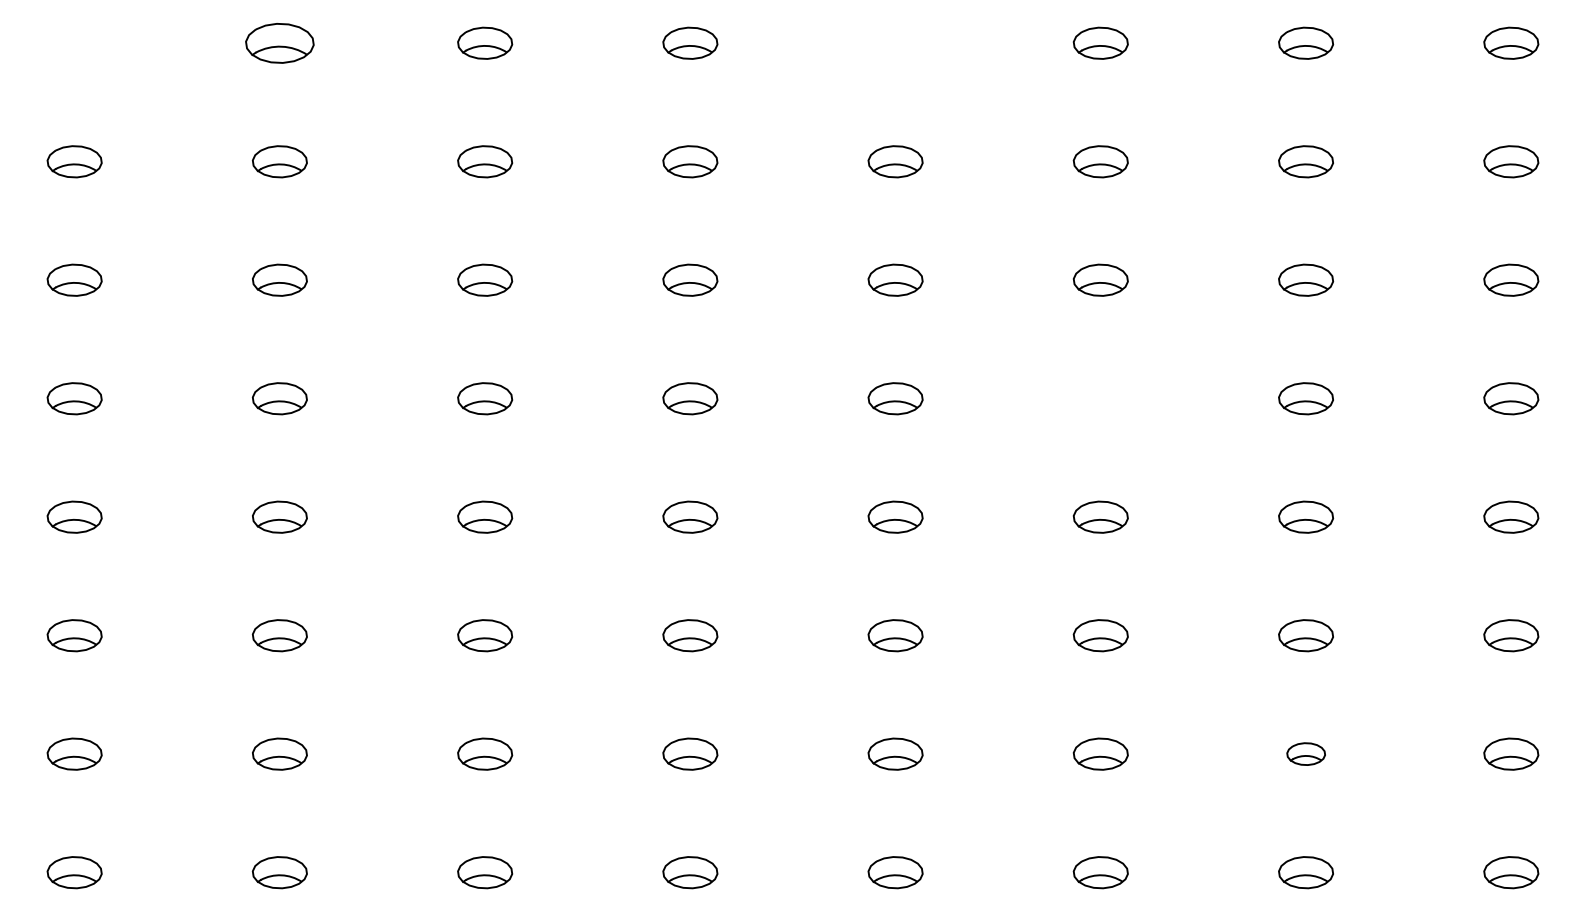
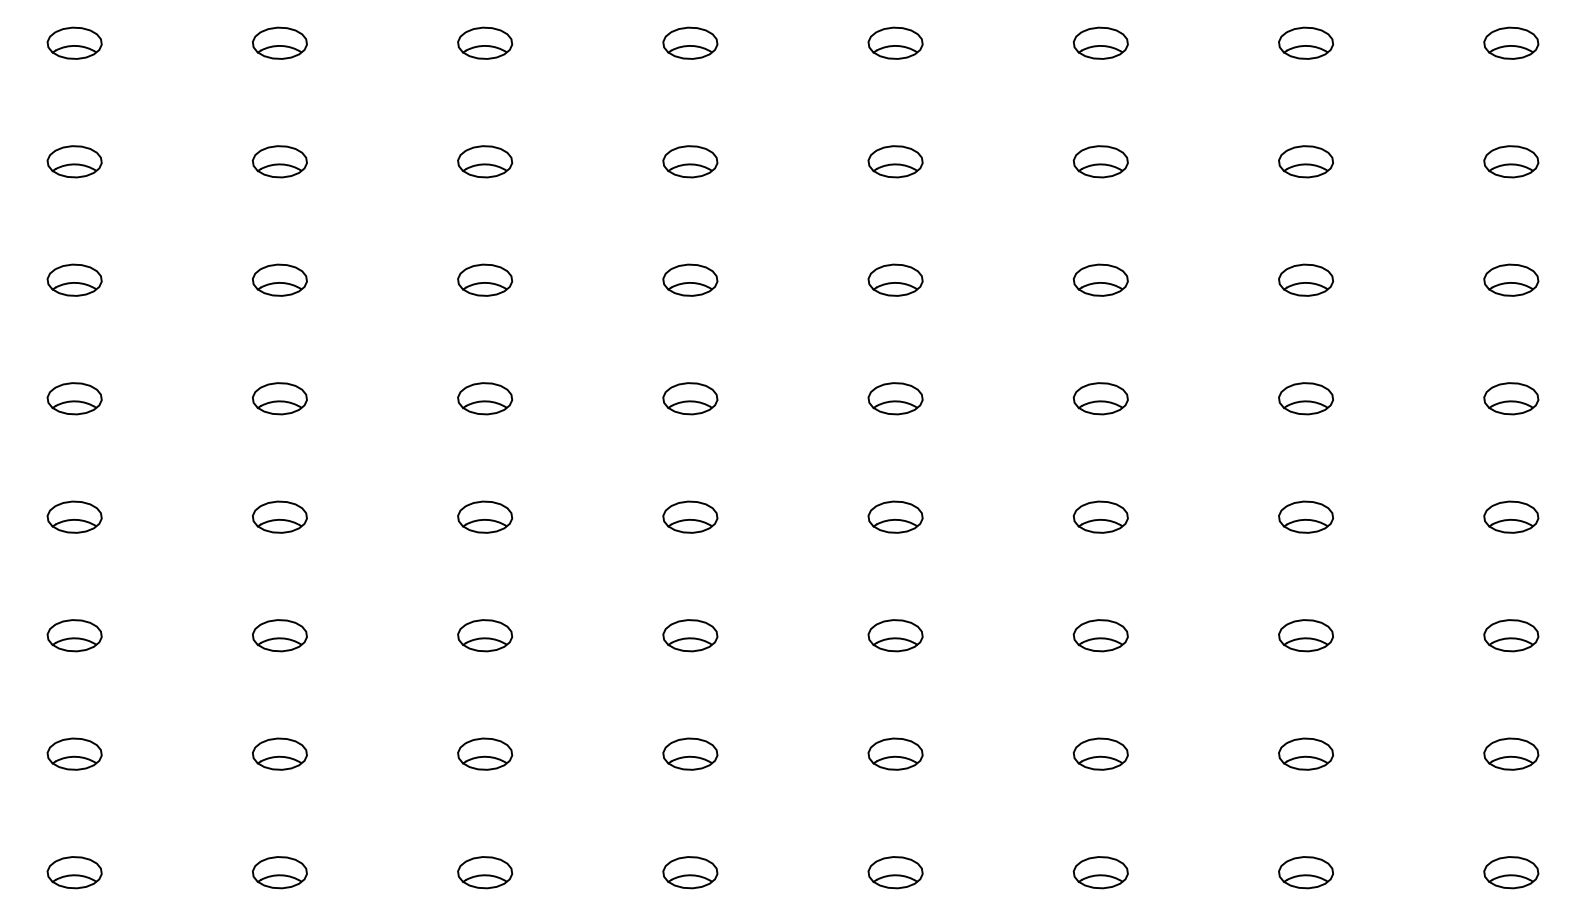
part: none -> present (74, 42)
part: none -> present (895, 42)
part size: 70x41 px -> 56x34 px (279, 42)
part: none -> present (1100, 398)
part size: 40x24 px -> 57x34 px (1306, 753)
